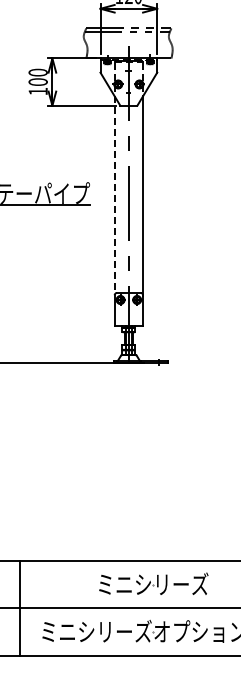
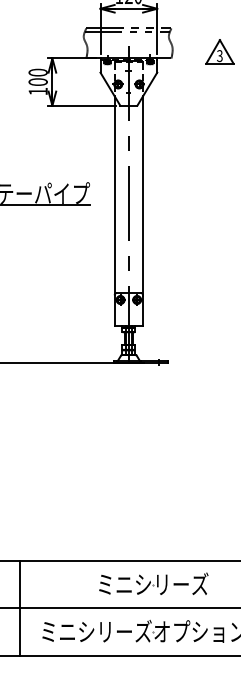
part: none -> present (219, 51)
line: dashed -> solid (114, 196)
